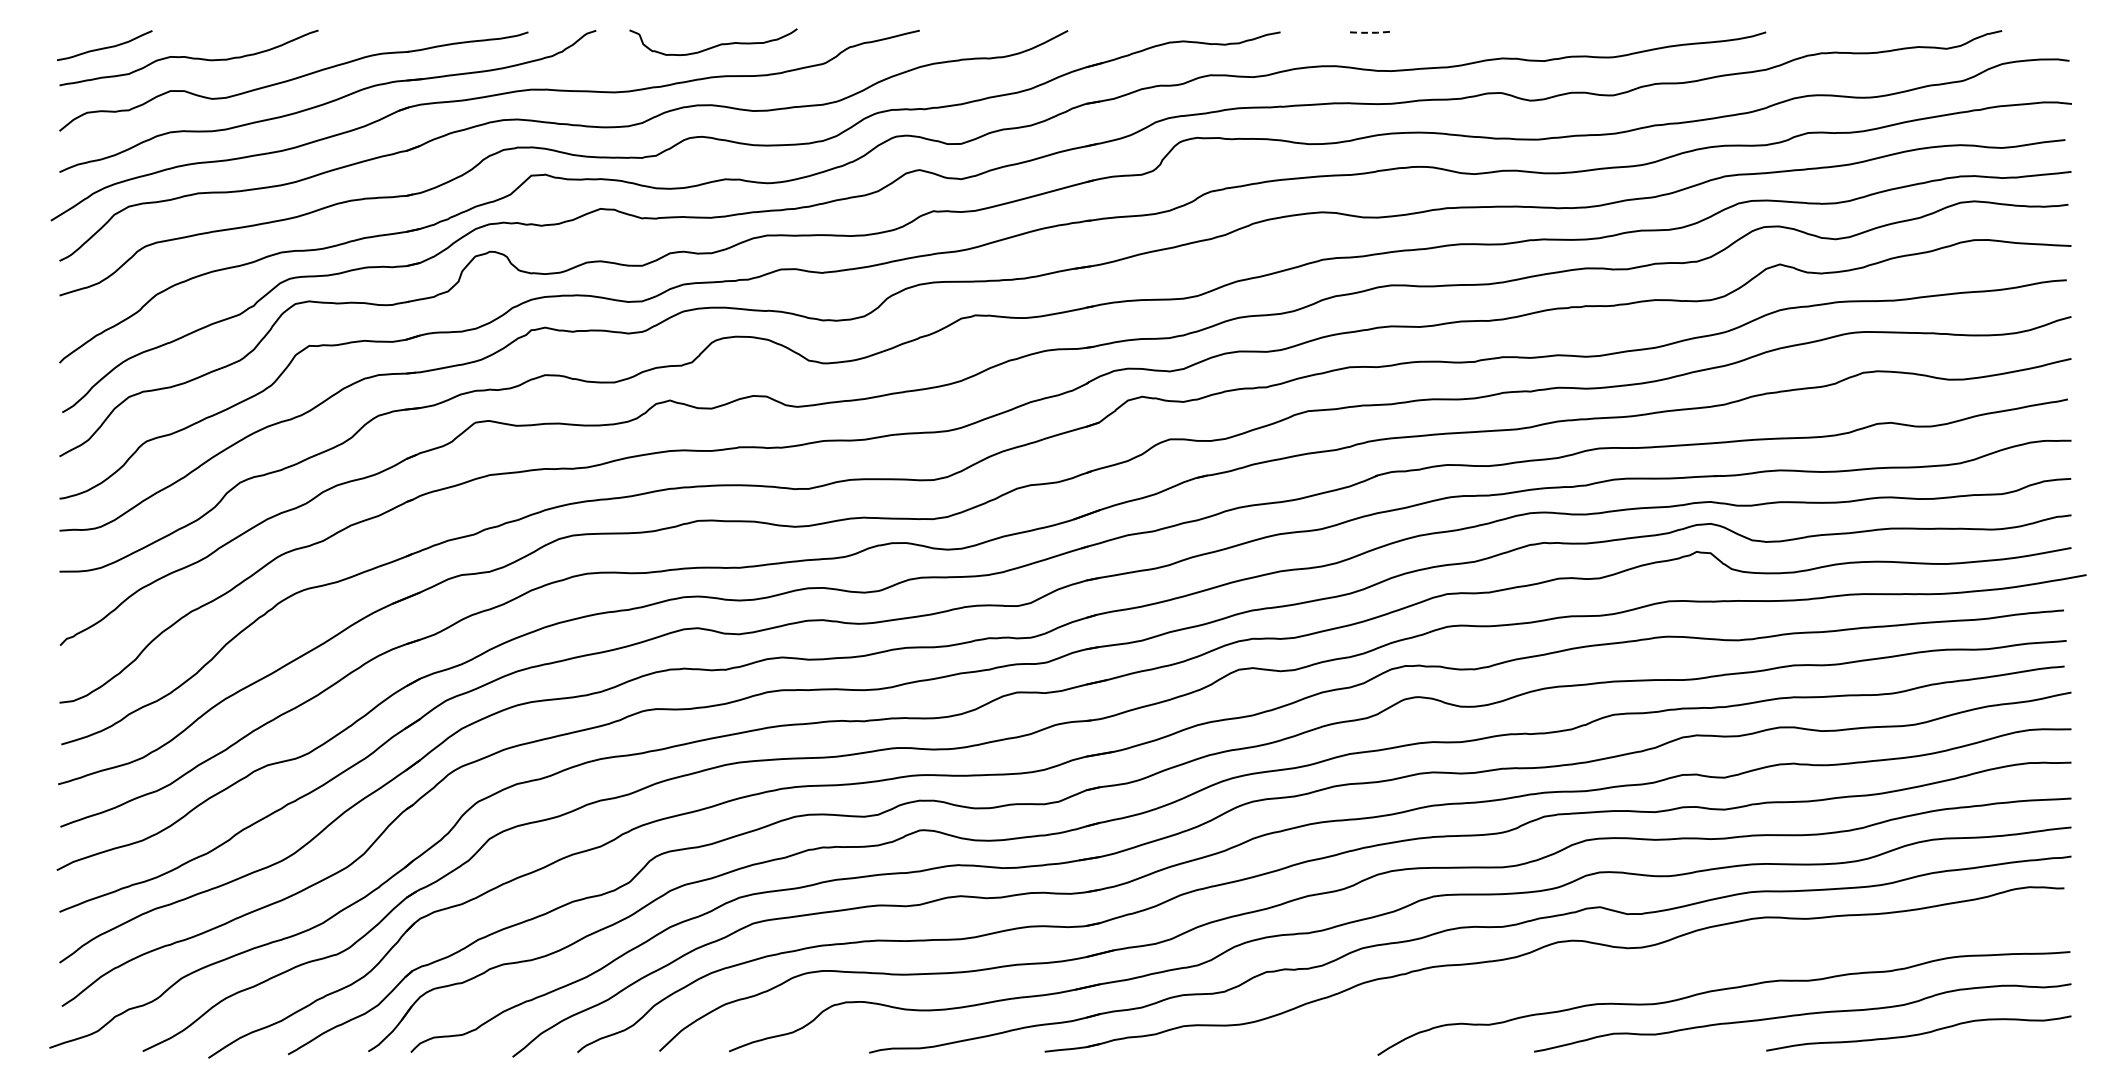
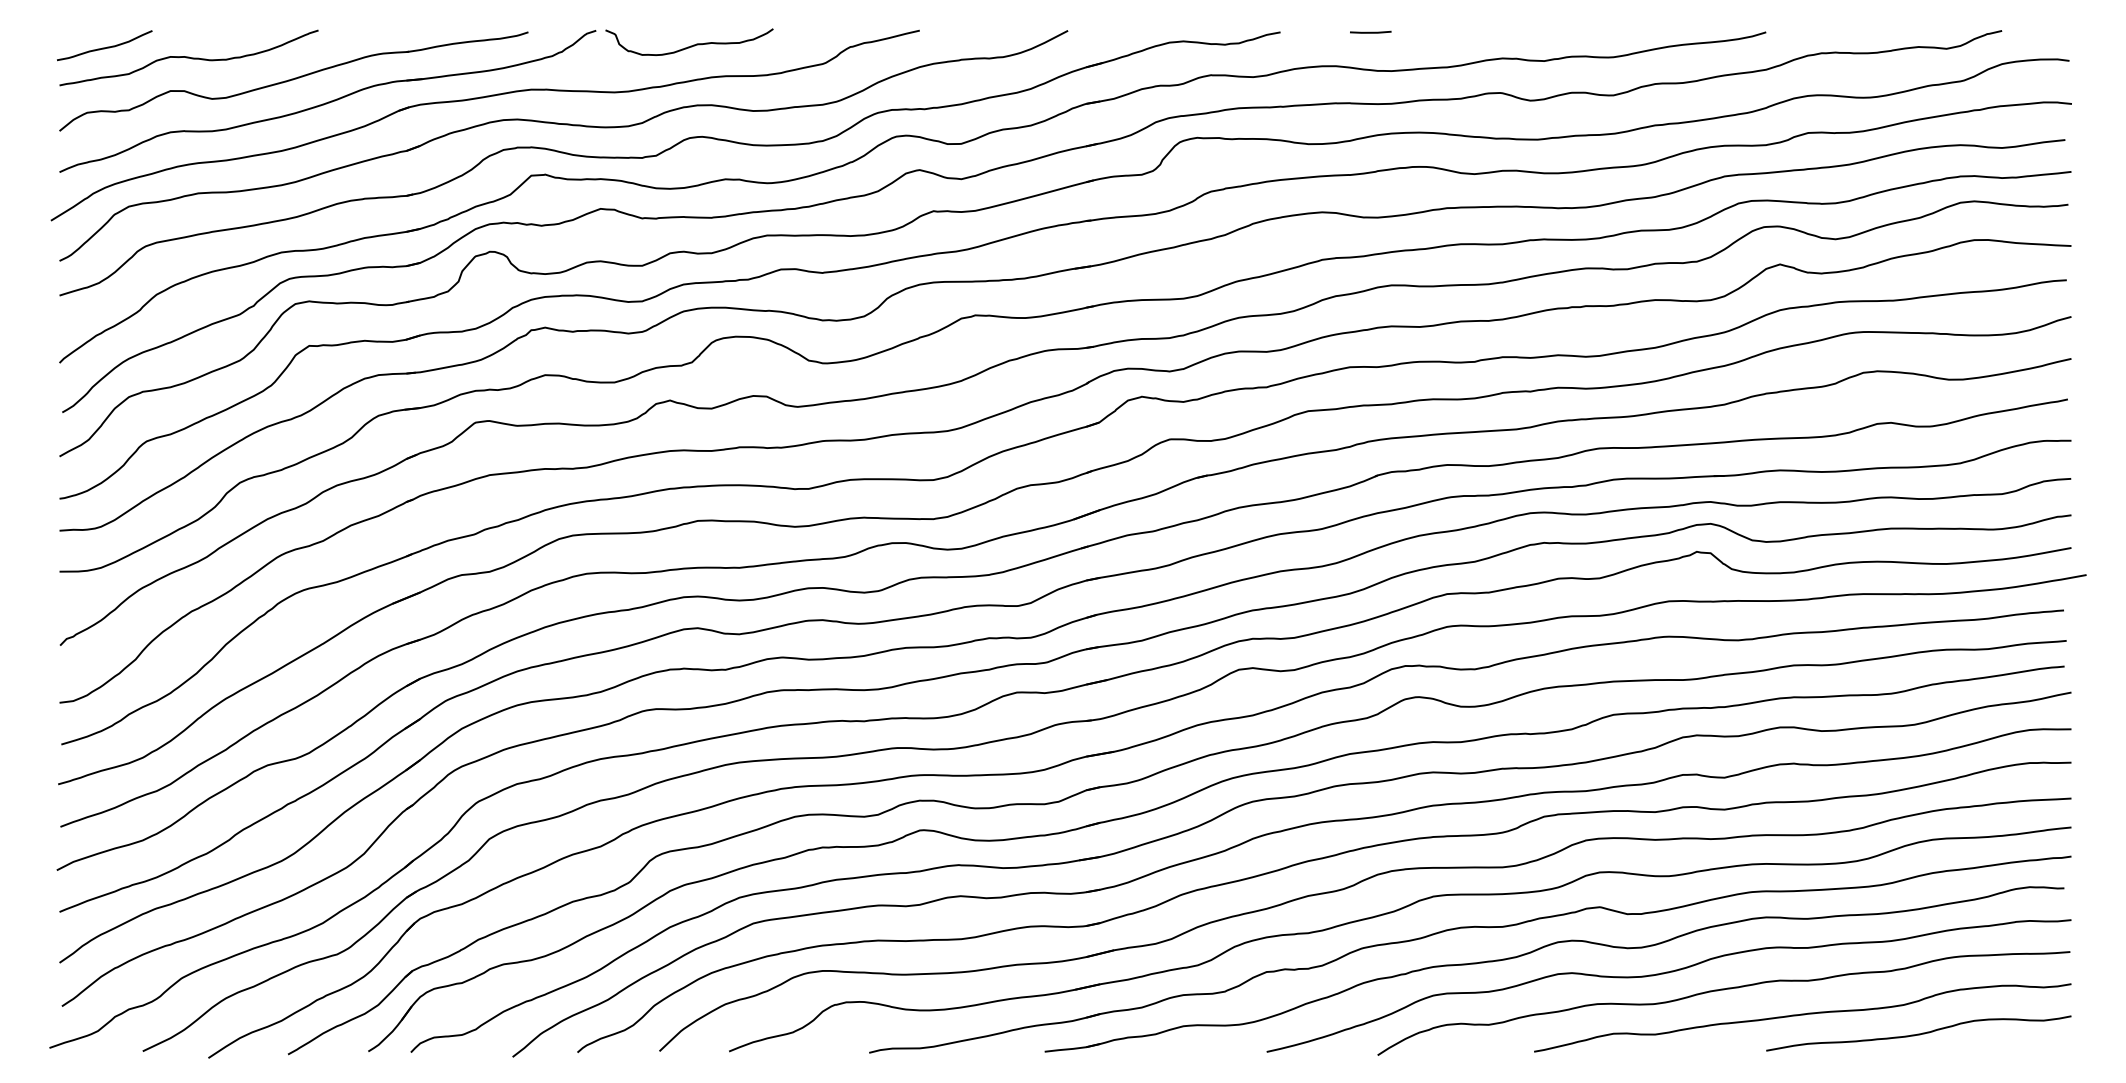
line: dashed -> solid (1371, 32)
curve position: (714, 45) -> (690, 45) (690, 45)
curve: none -> present (1668, 973)
